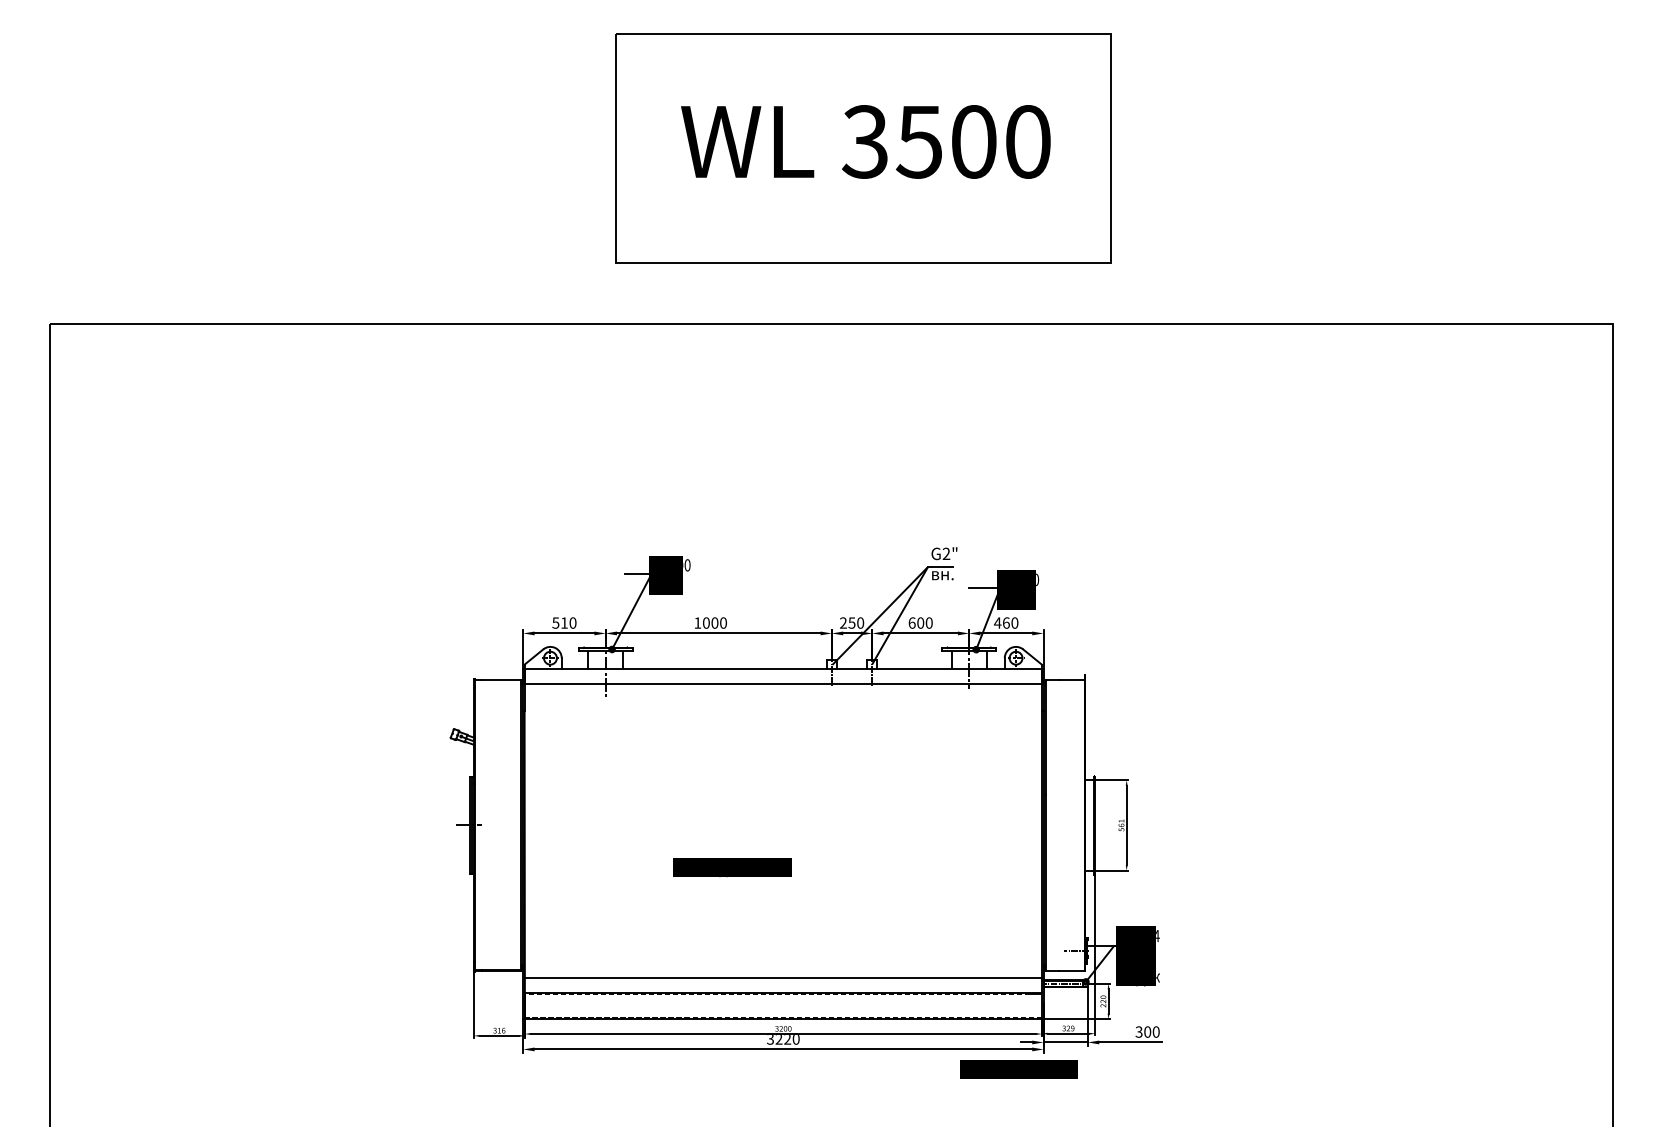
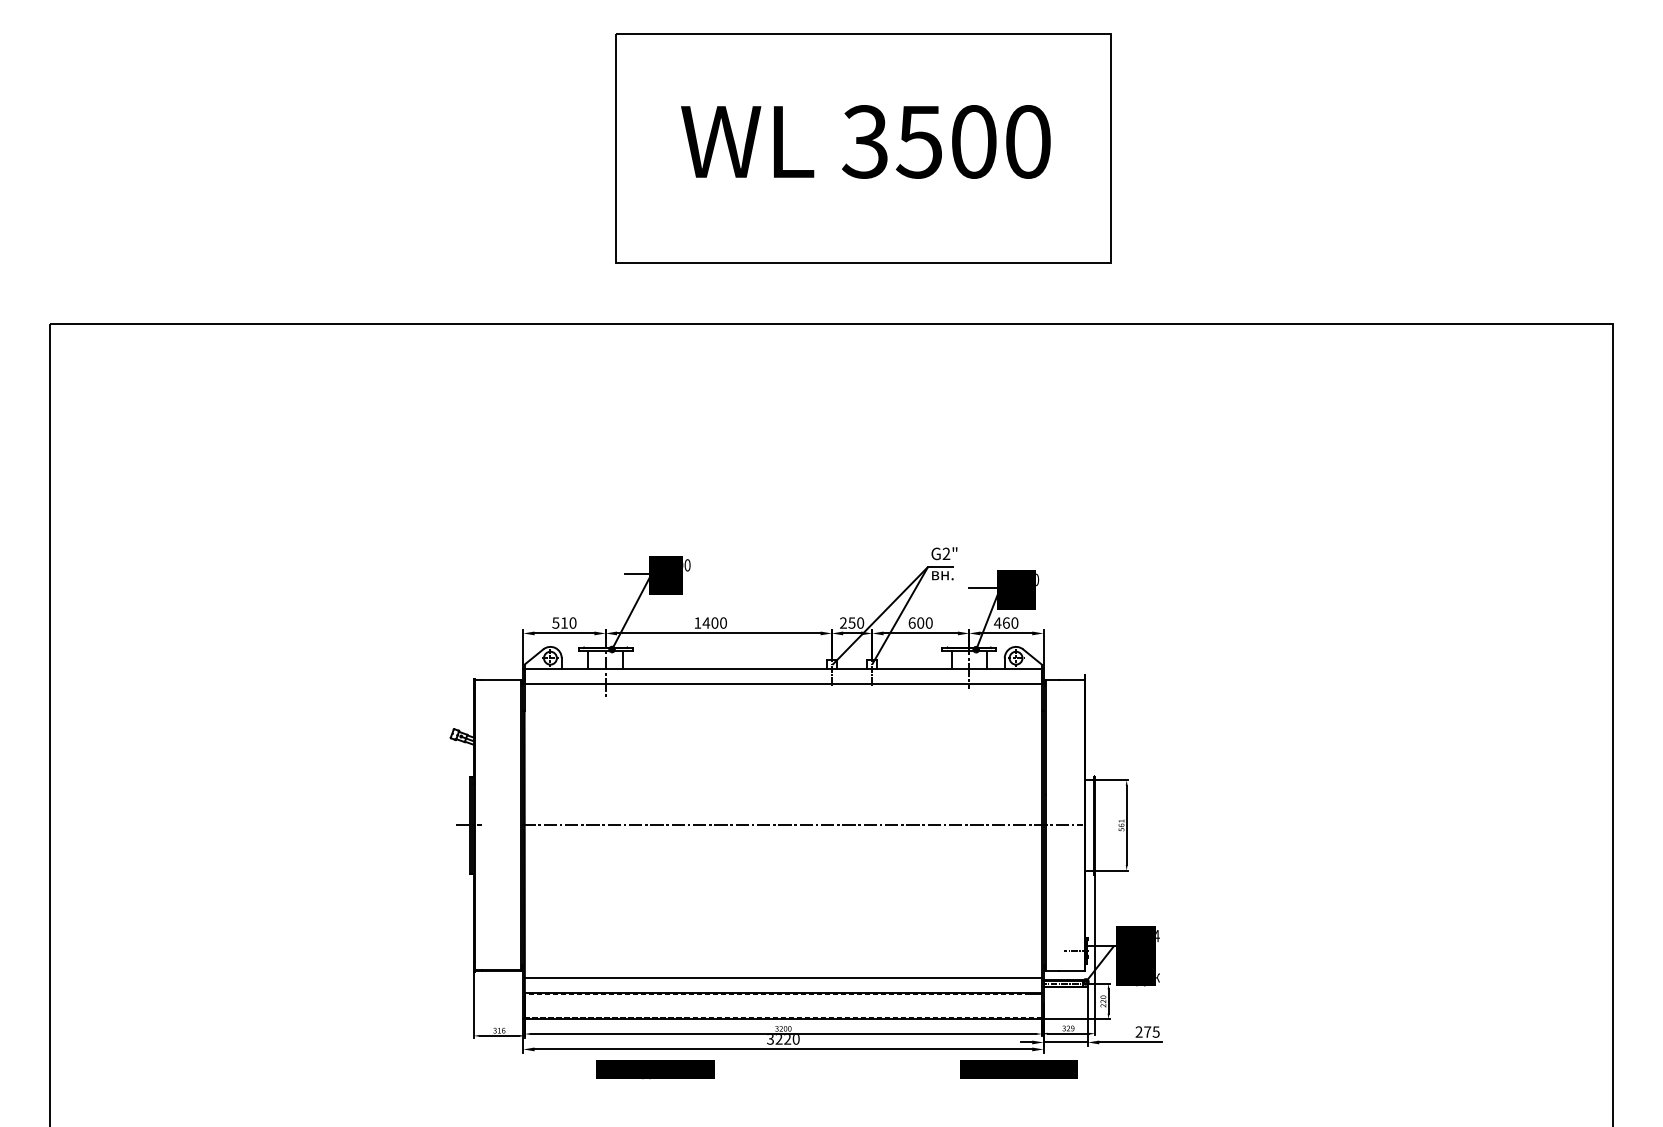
text: 1000 -> 1400 (706, 622)
line: none -> present (802, 825)
text position: (732, 867) -> (655, 1069) (655, 1069)
text: 300 -> 275 (1147, 1031)
